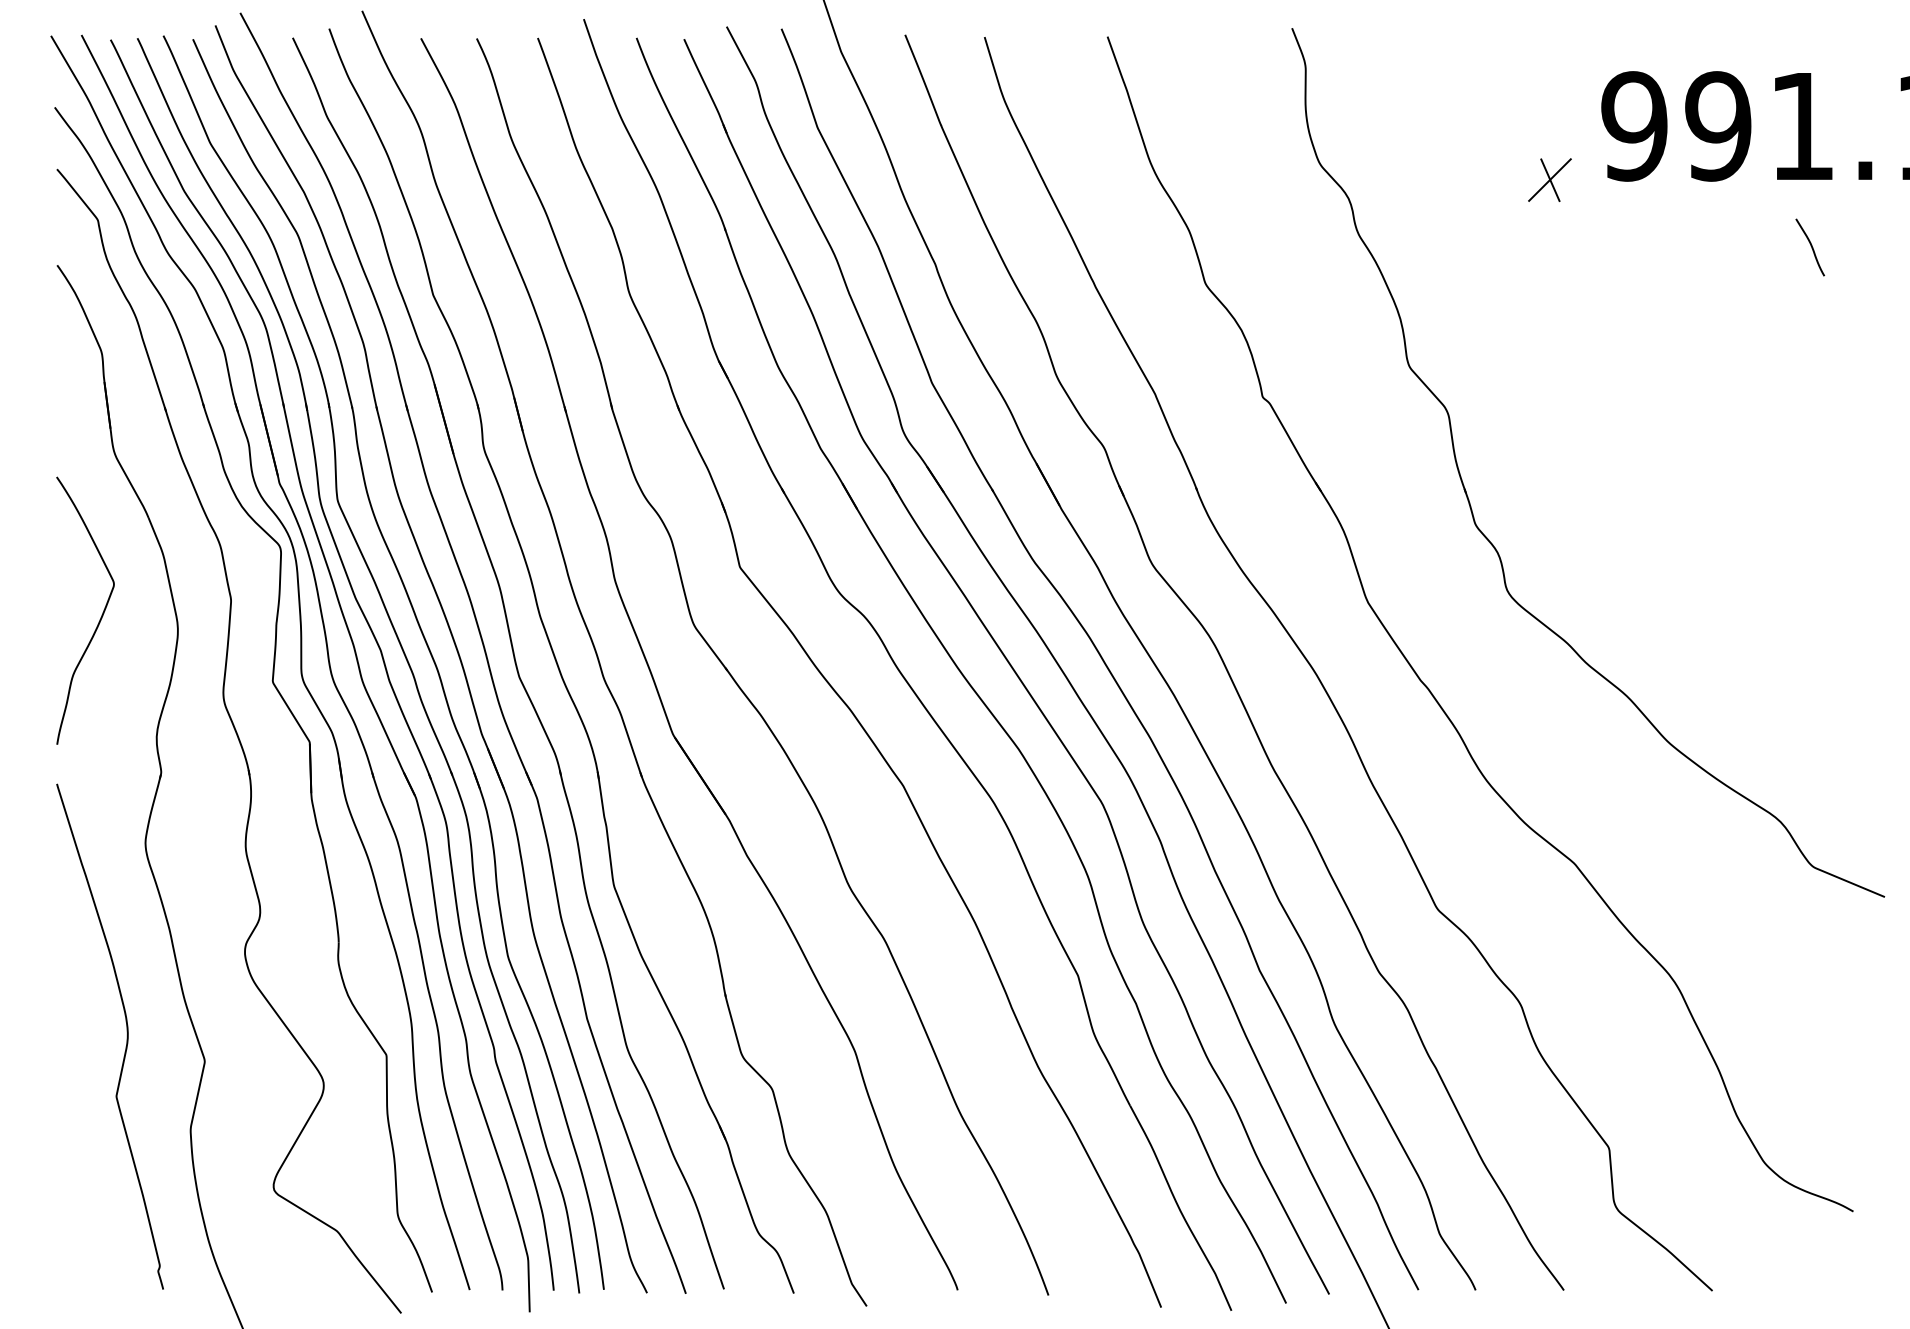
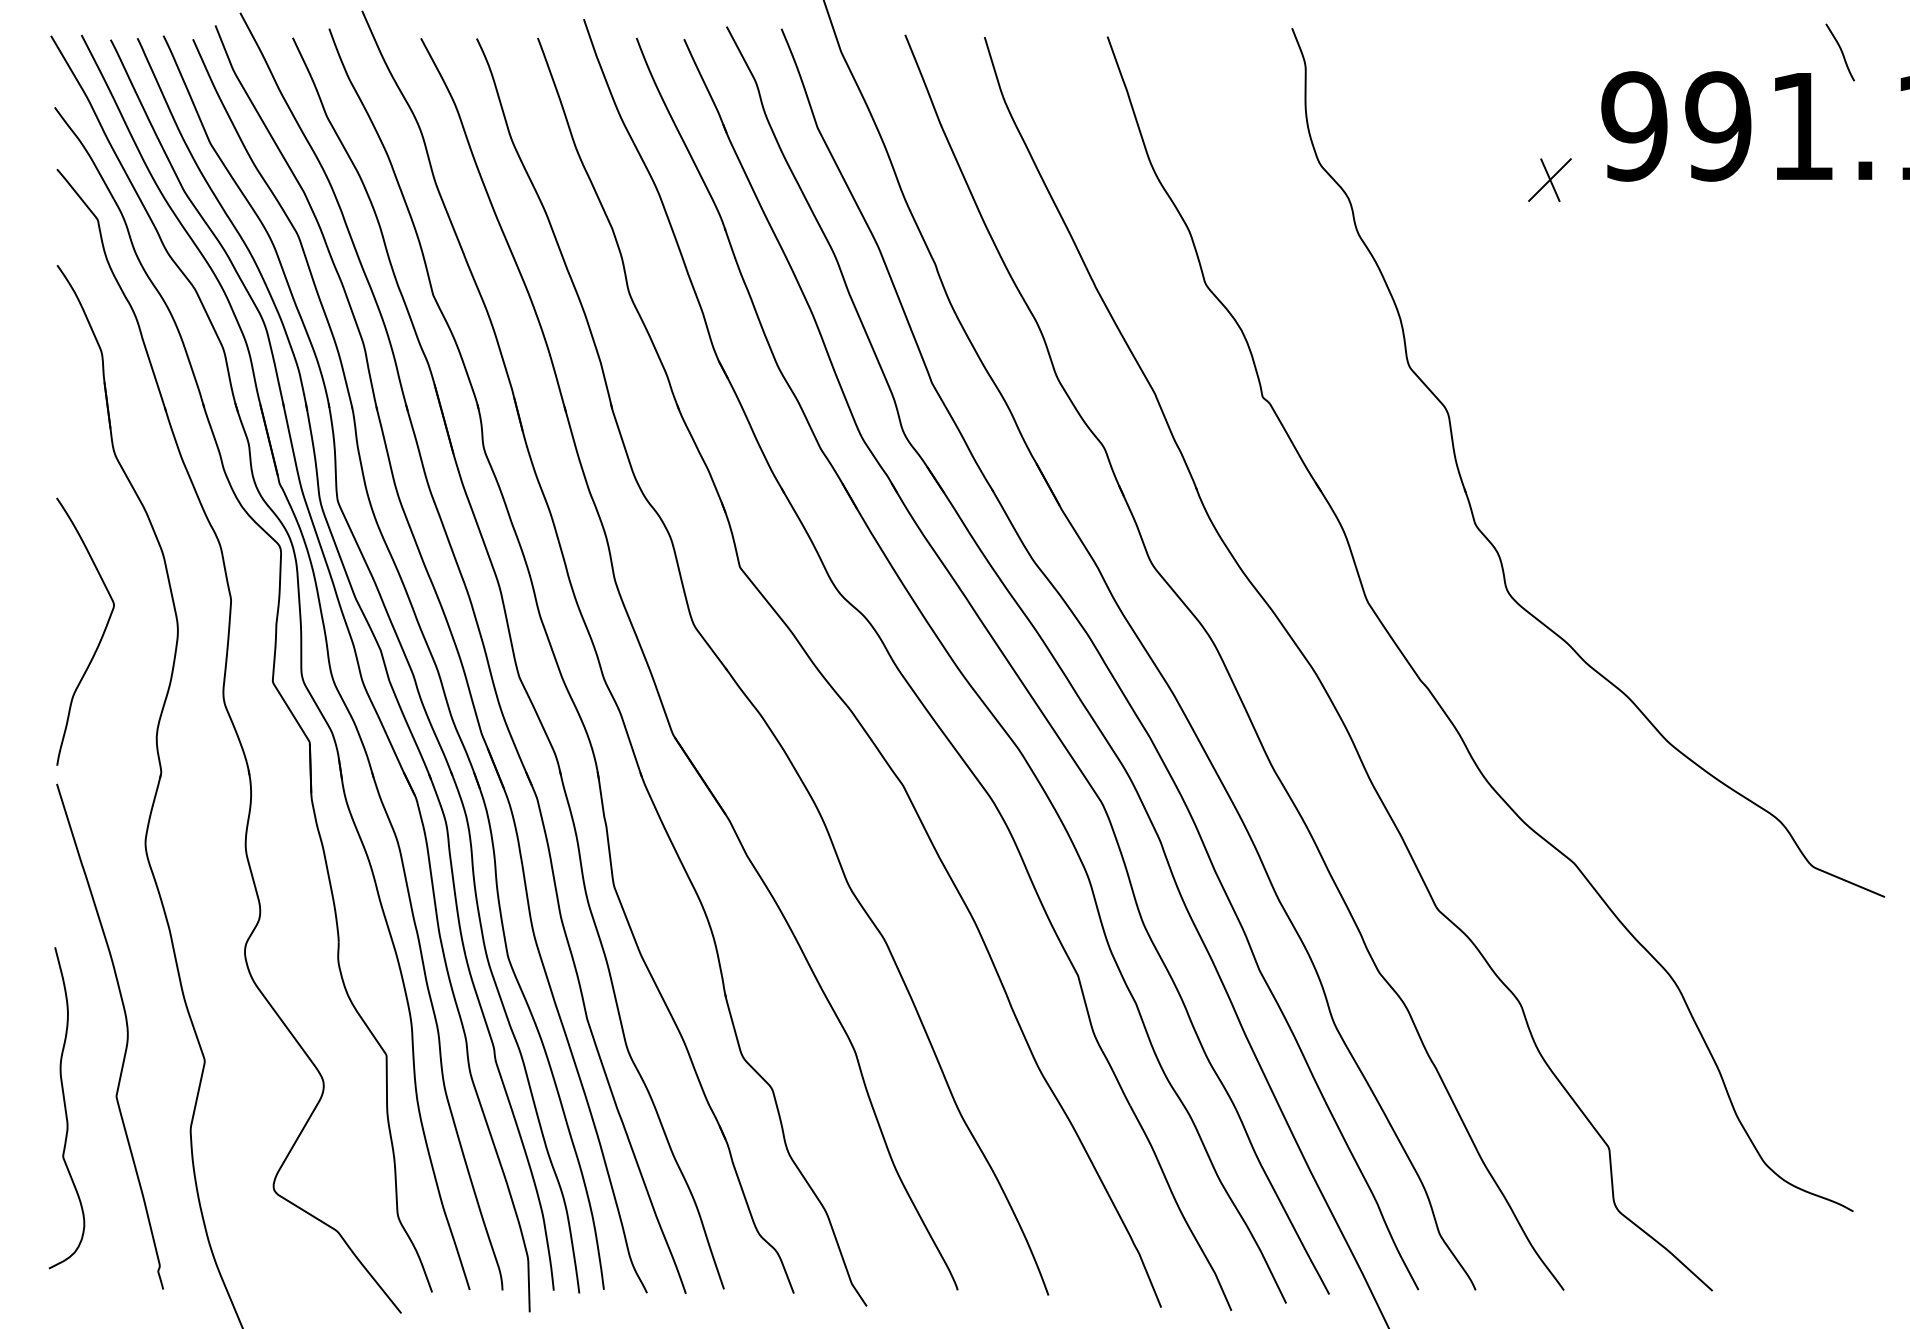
curve position: (1810, 246) -> (1840, 51) (1840, 51)
curve position: (101, 614) -> (101, 635) (101, 635)
curve: none -> present (66, 1108)
